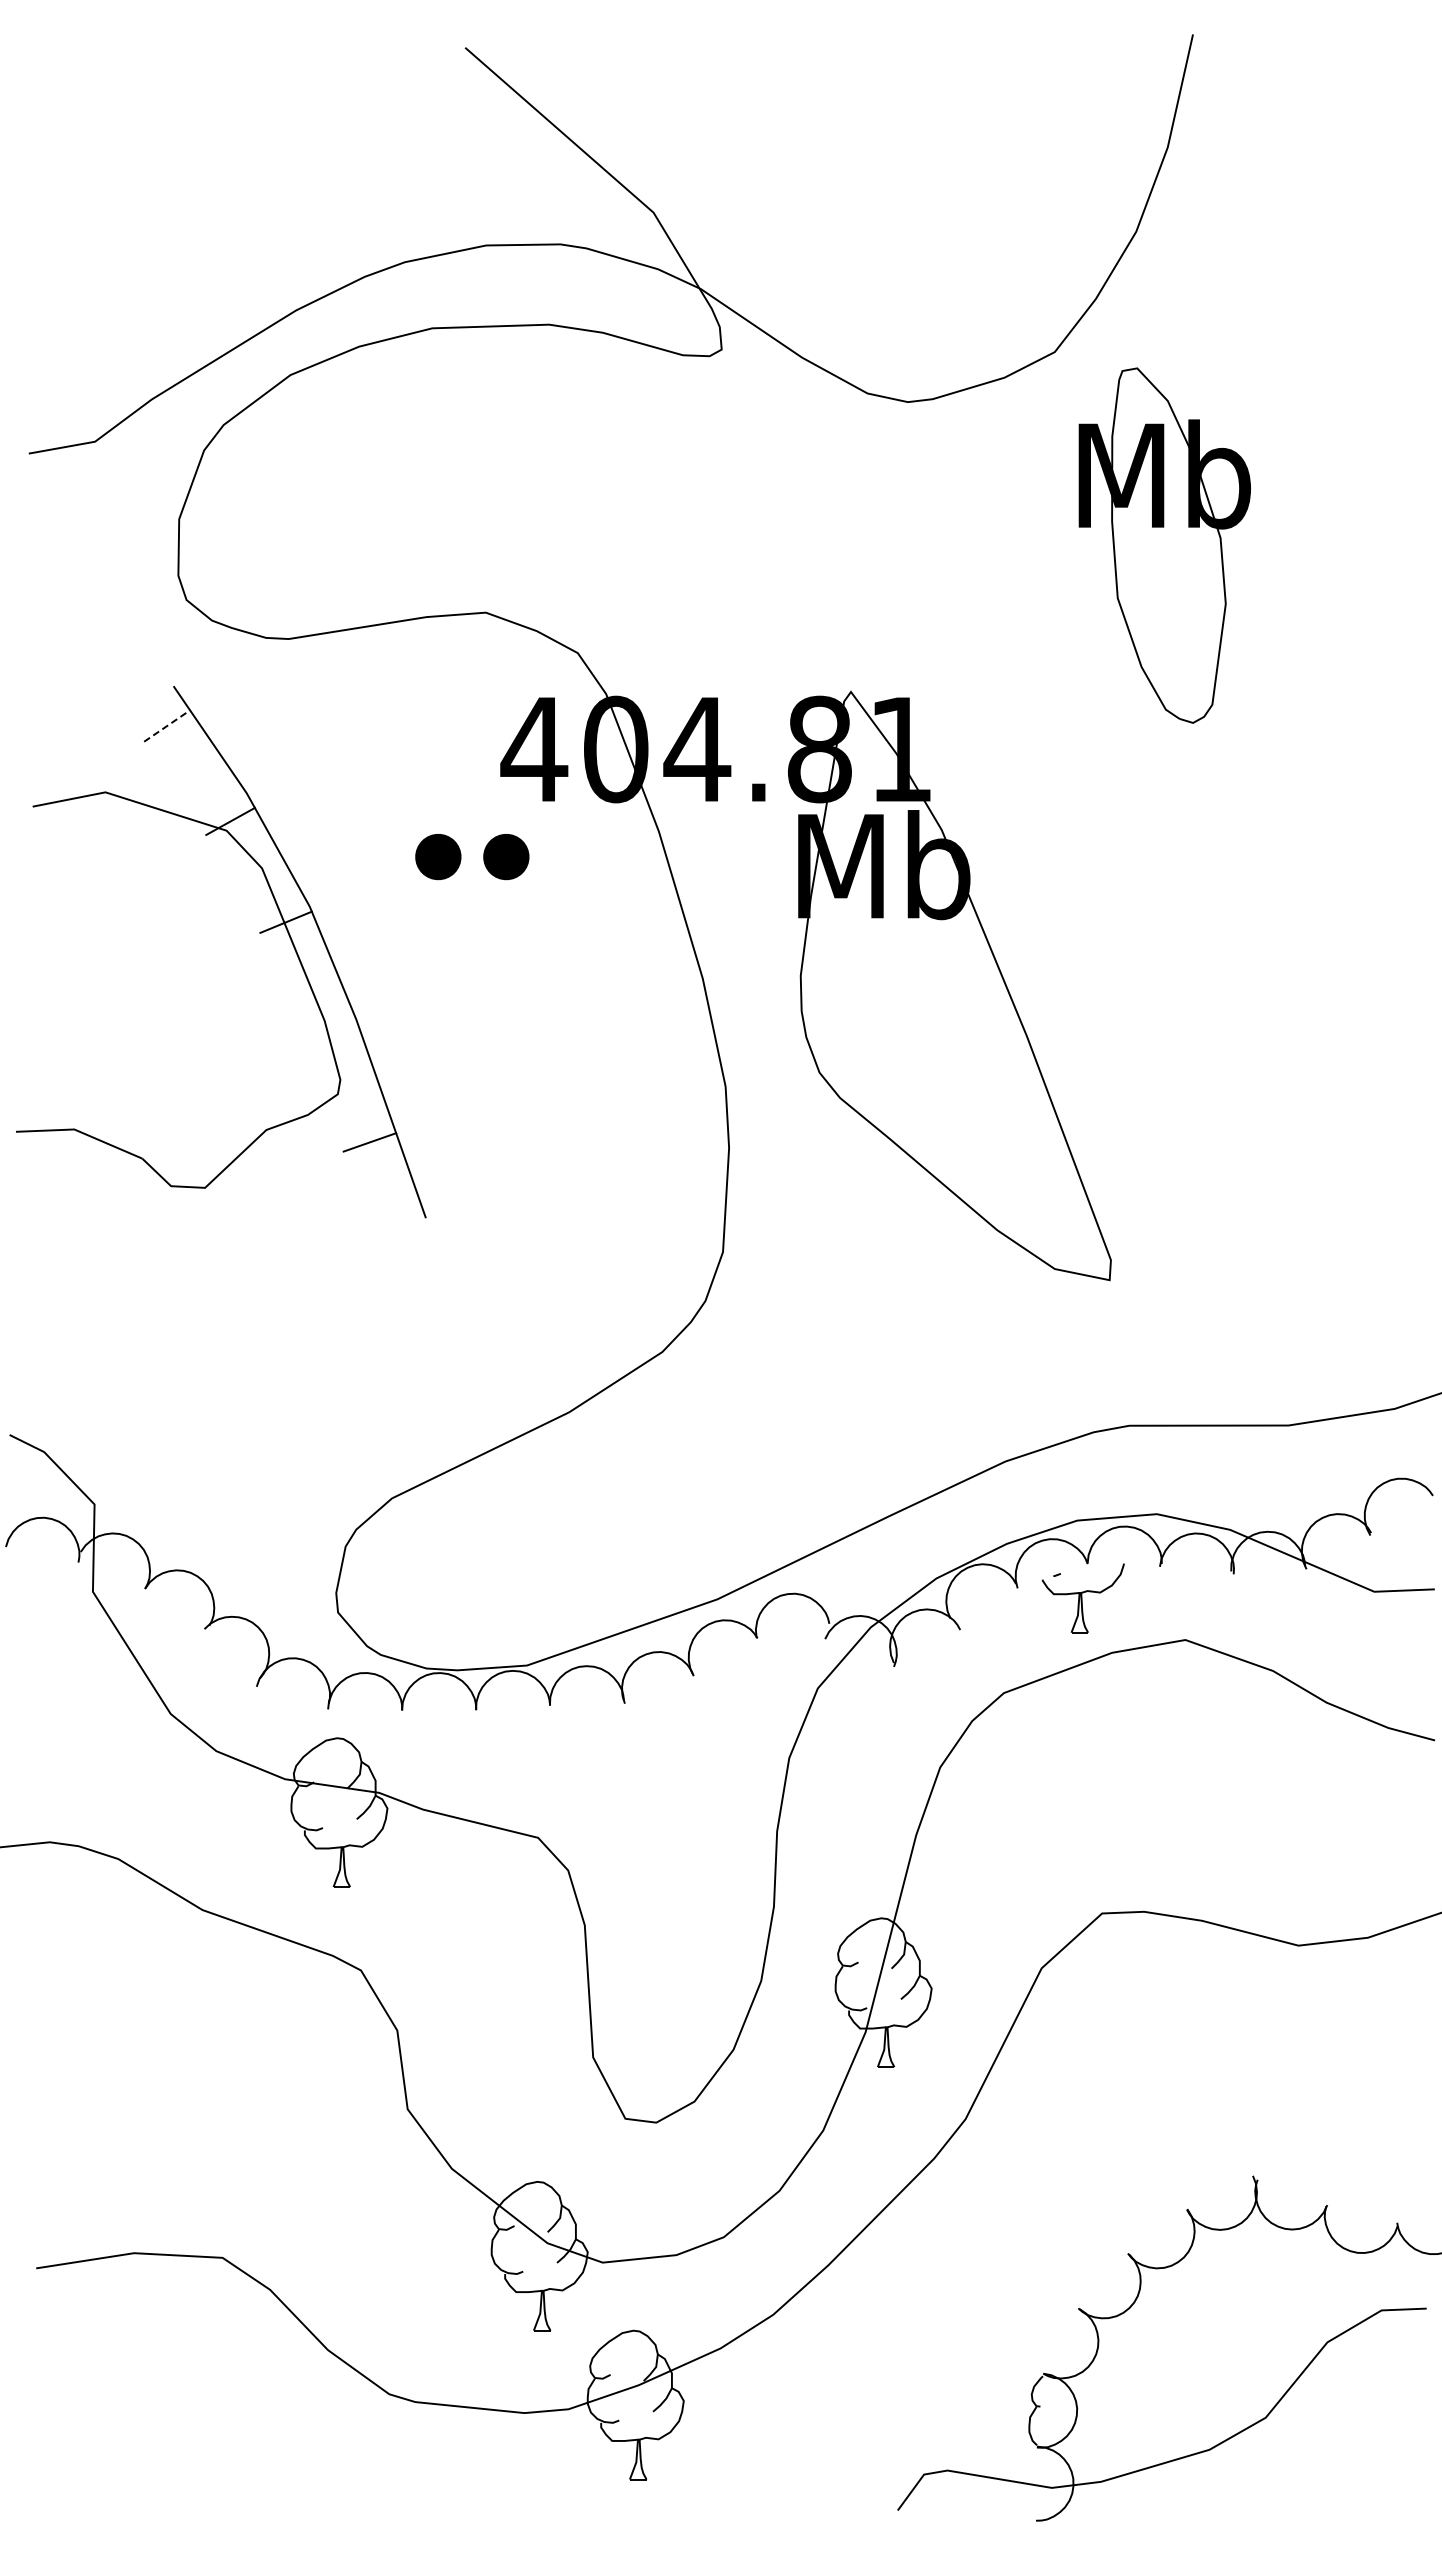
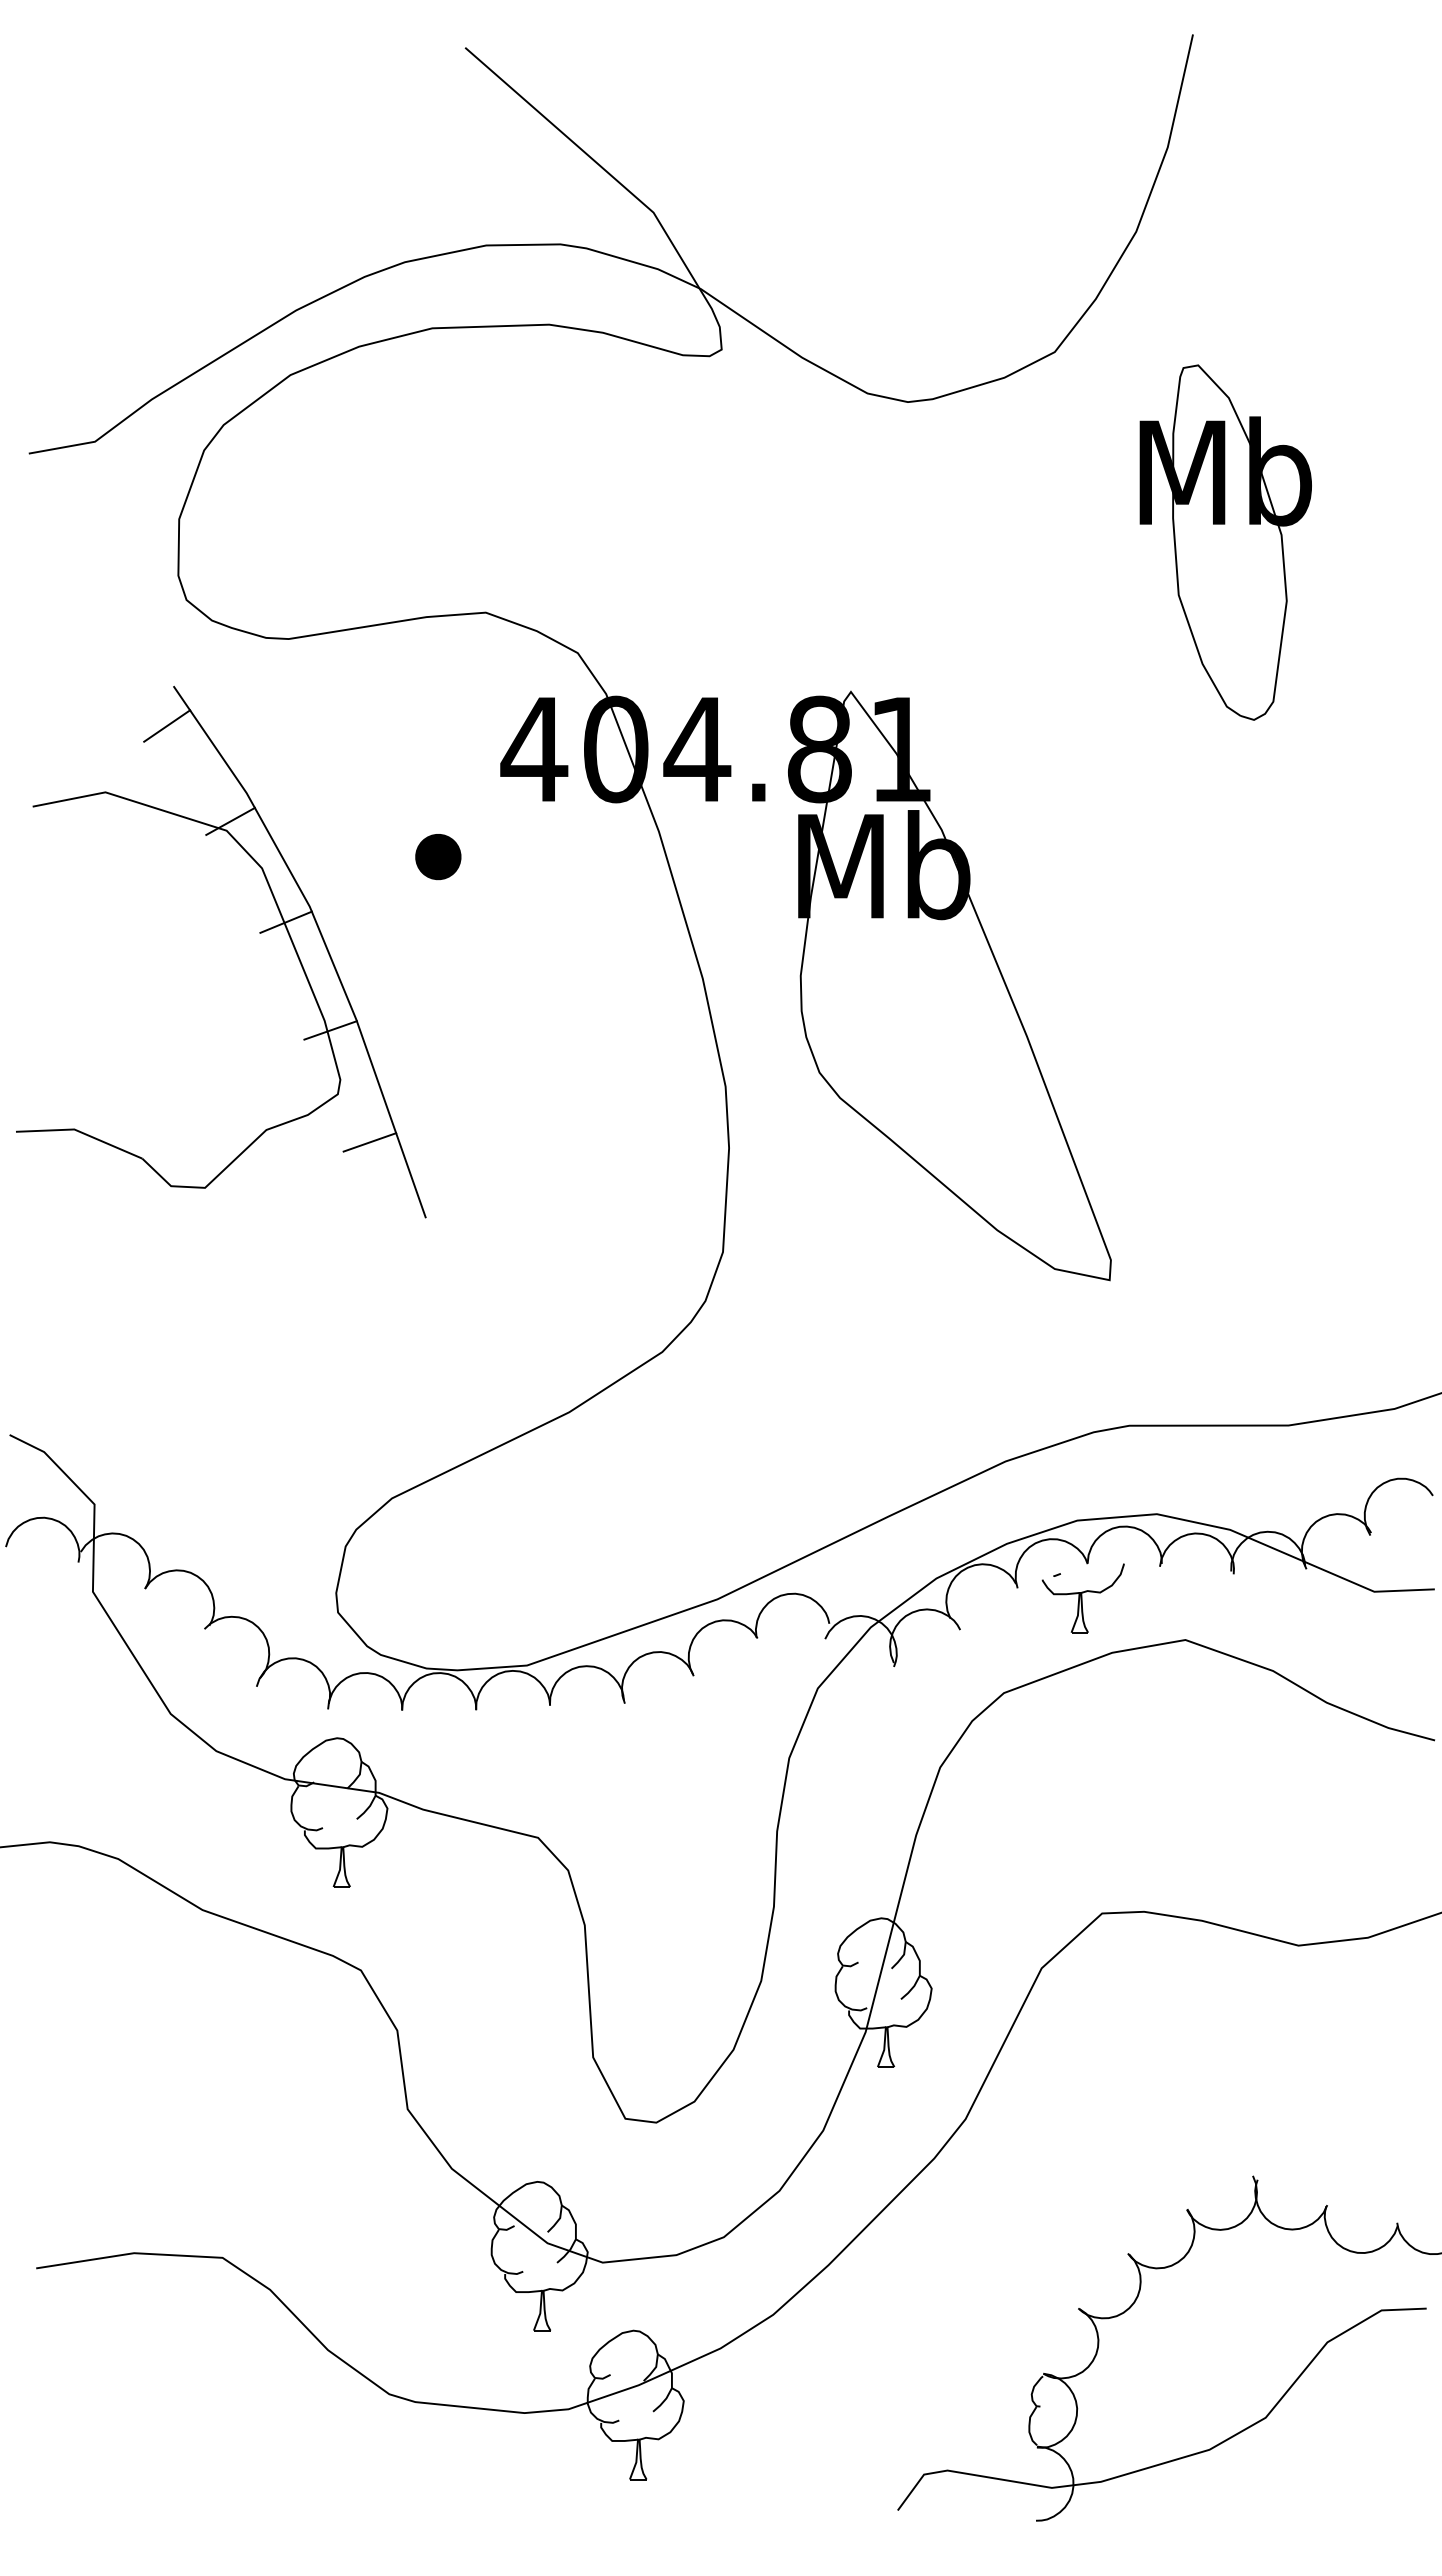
part position: (1164, 545) -> (1225, 542) (1225, 542)
line: dashed -> solid (167, 726)
part: present -> none (506, 857)
line: none -> present (330, 1030)
